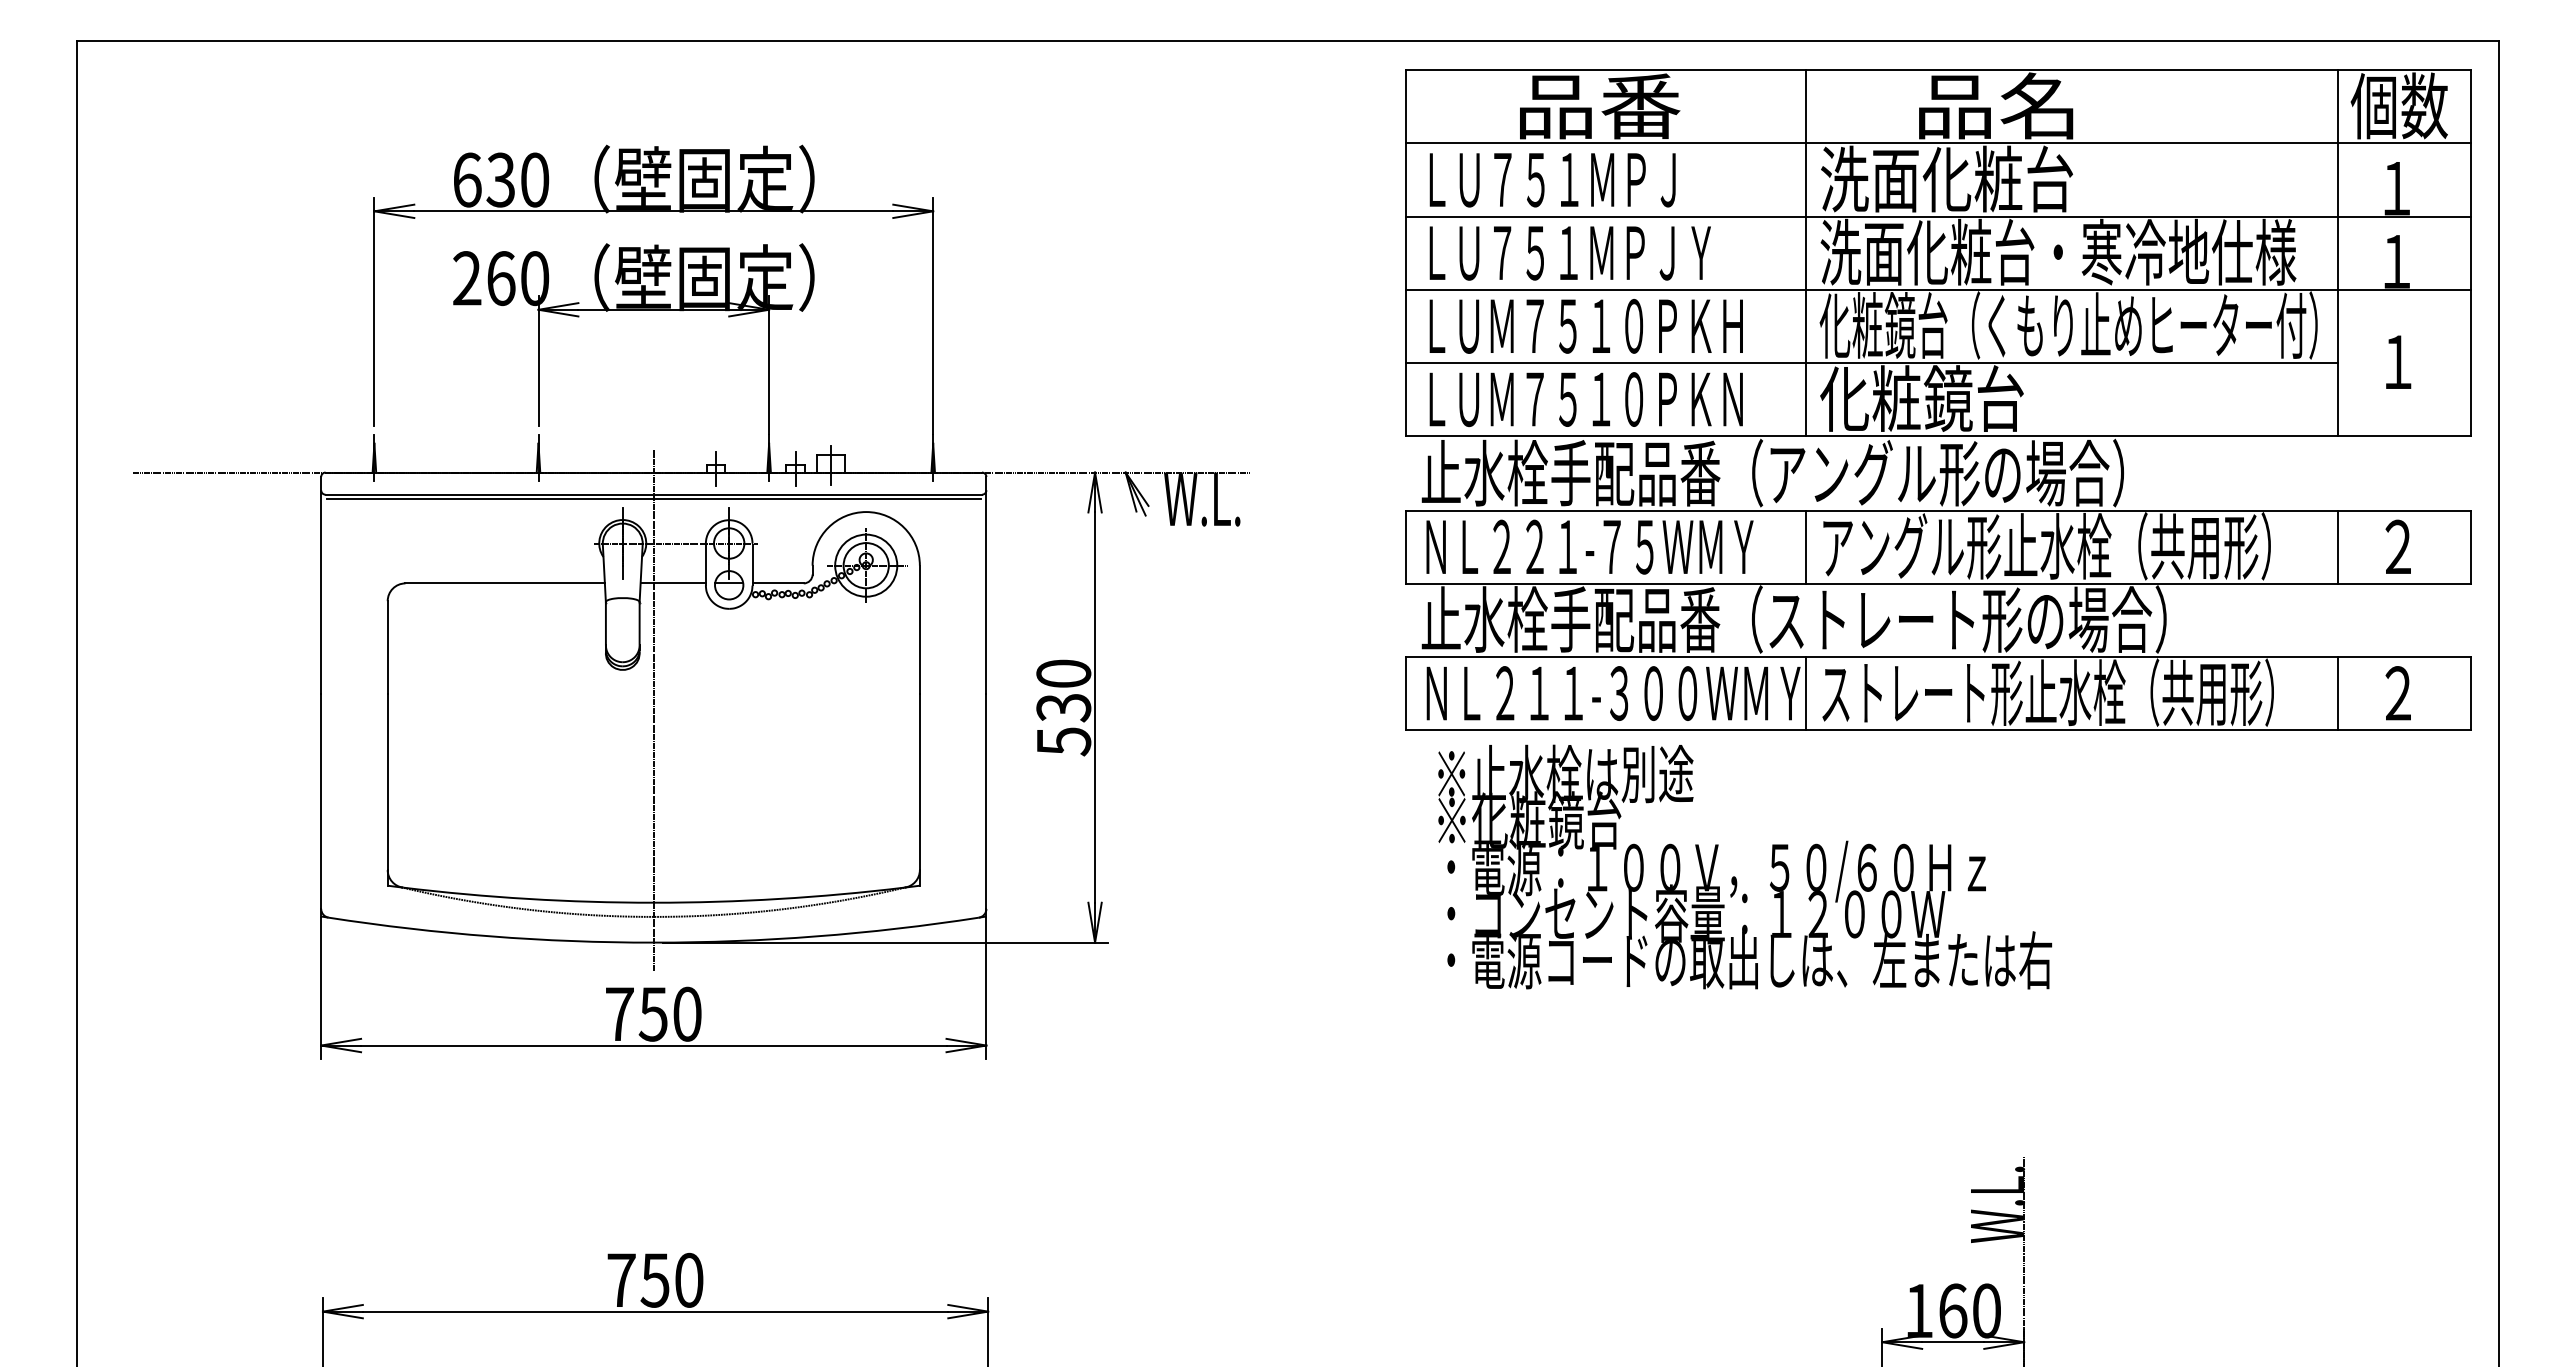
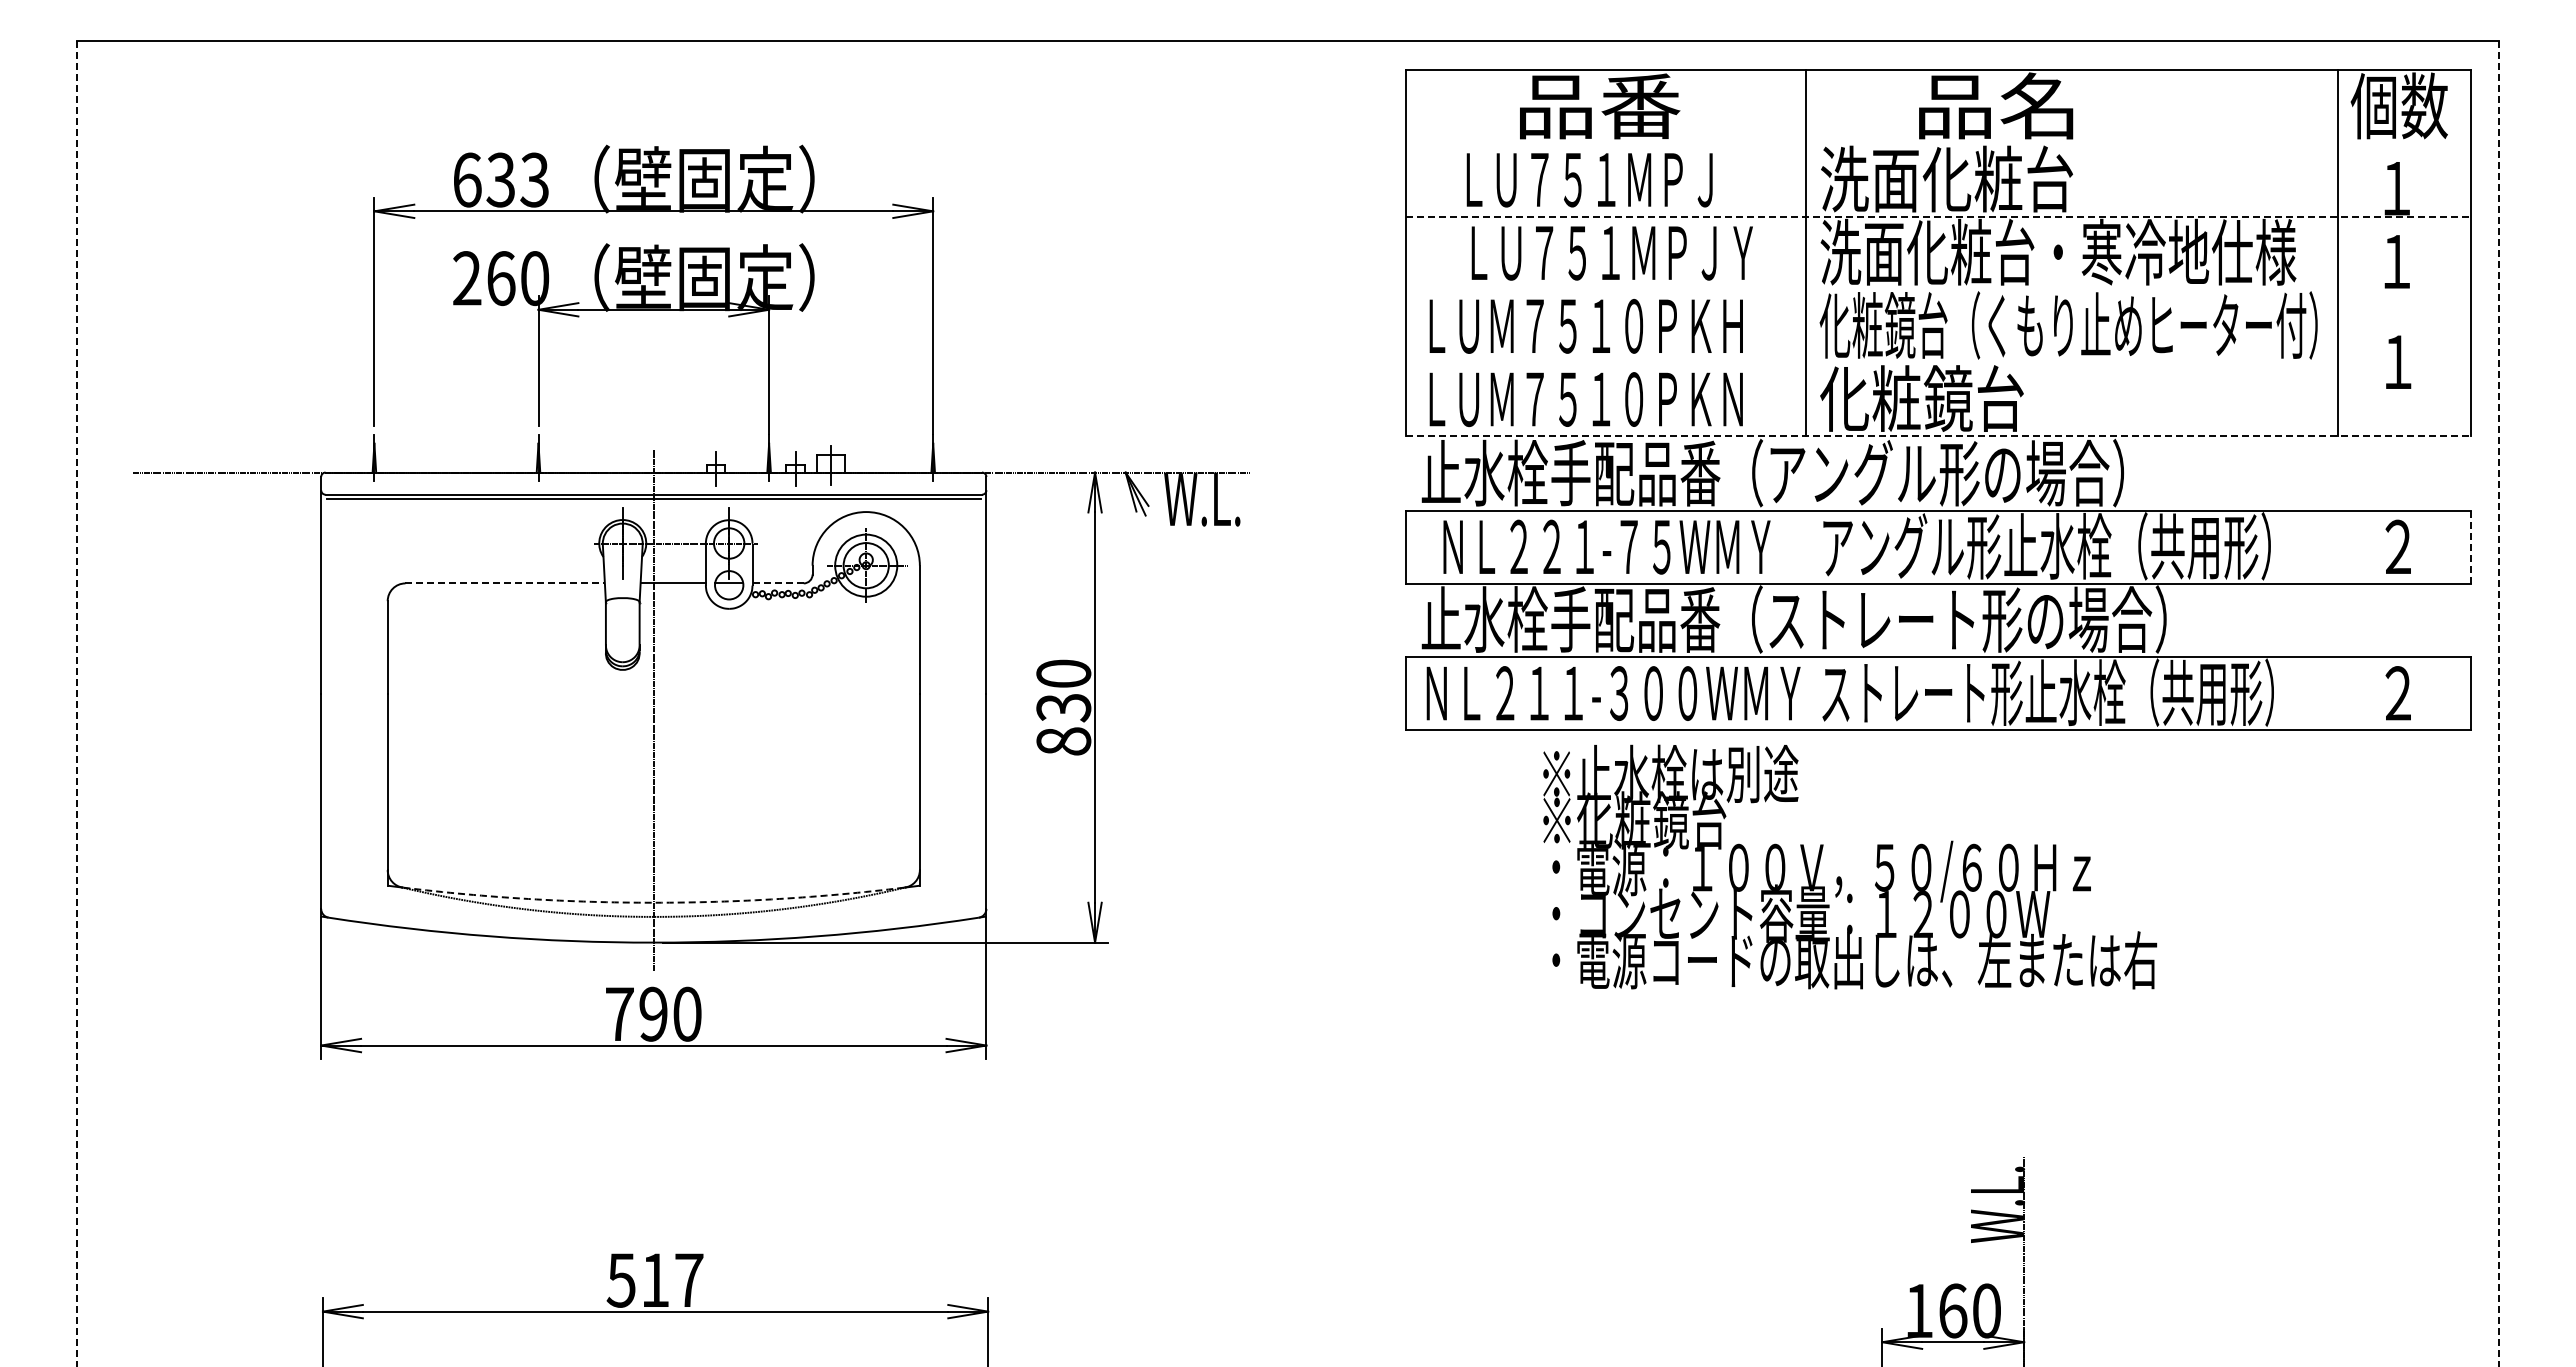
line: present -> none (1938, 143)
text: 630 -> 633 (534, 179)
text position: (1552, 180) -> (1589, 180) (1589, 180)
line: solid -> dashed (1939, 216)
text position: (1569, 253) -> (1611, 253) (1611, 253)
line: present -> none (1938, 289)
line: present -> none (1871, 363)
line: solid -> dashed (1939, 436)
text position: (1589, 546) -> (1606, 546) (1606, 546)
line: present -> none (1805, 546)
line: present -> none (2337, 546)
line: solid -> dashed (2470, 547)
line: solid -> dashed (505, 583)
line: solid -> dashed (778, 583)
line: present -> none (1805, 693)
line: present -> none (2337, 693)
line: solid -> dashed (77, 704)
line: solid -> dashed (2498, 704)
text: 530 -> 830 (1063, 741)
text position: (1745, 866) -> (1850, 866) (1850, 866)
arc: solid -> dashed (653, 902)
text: 750 -> 790 (652, 1013)
text: 750 -> 517 (654, 1279)
